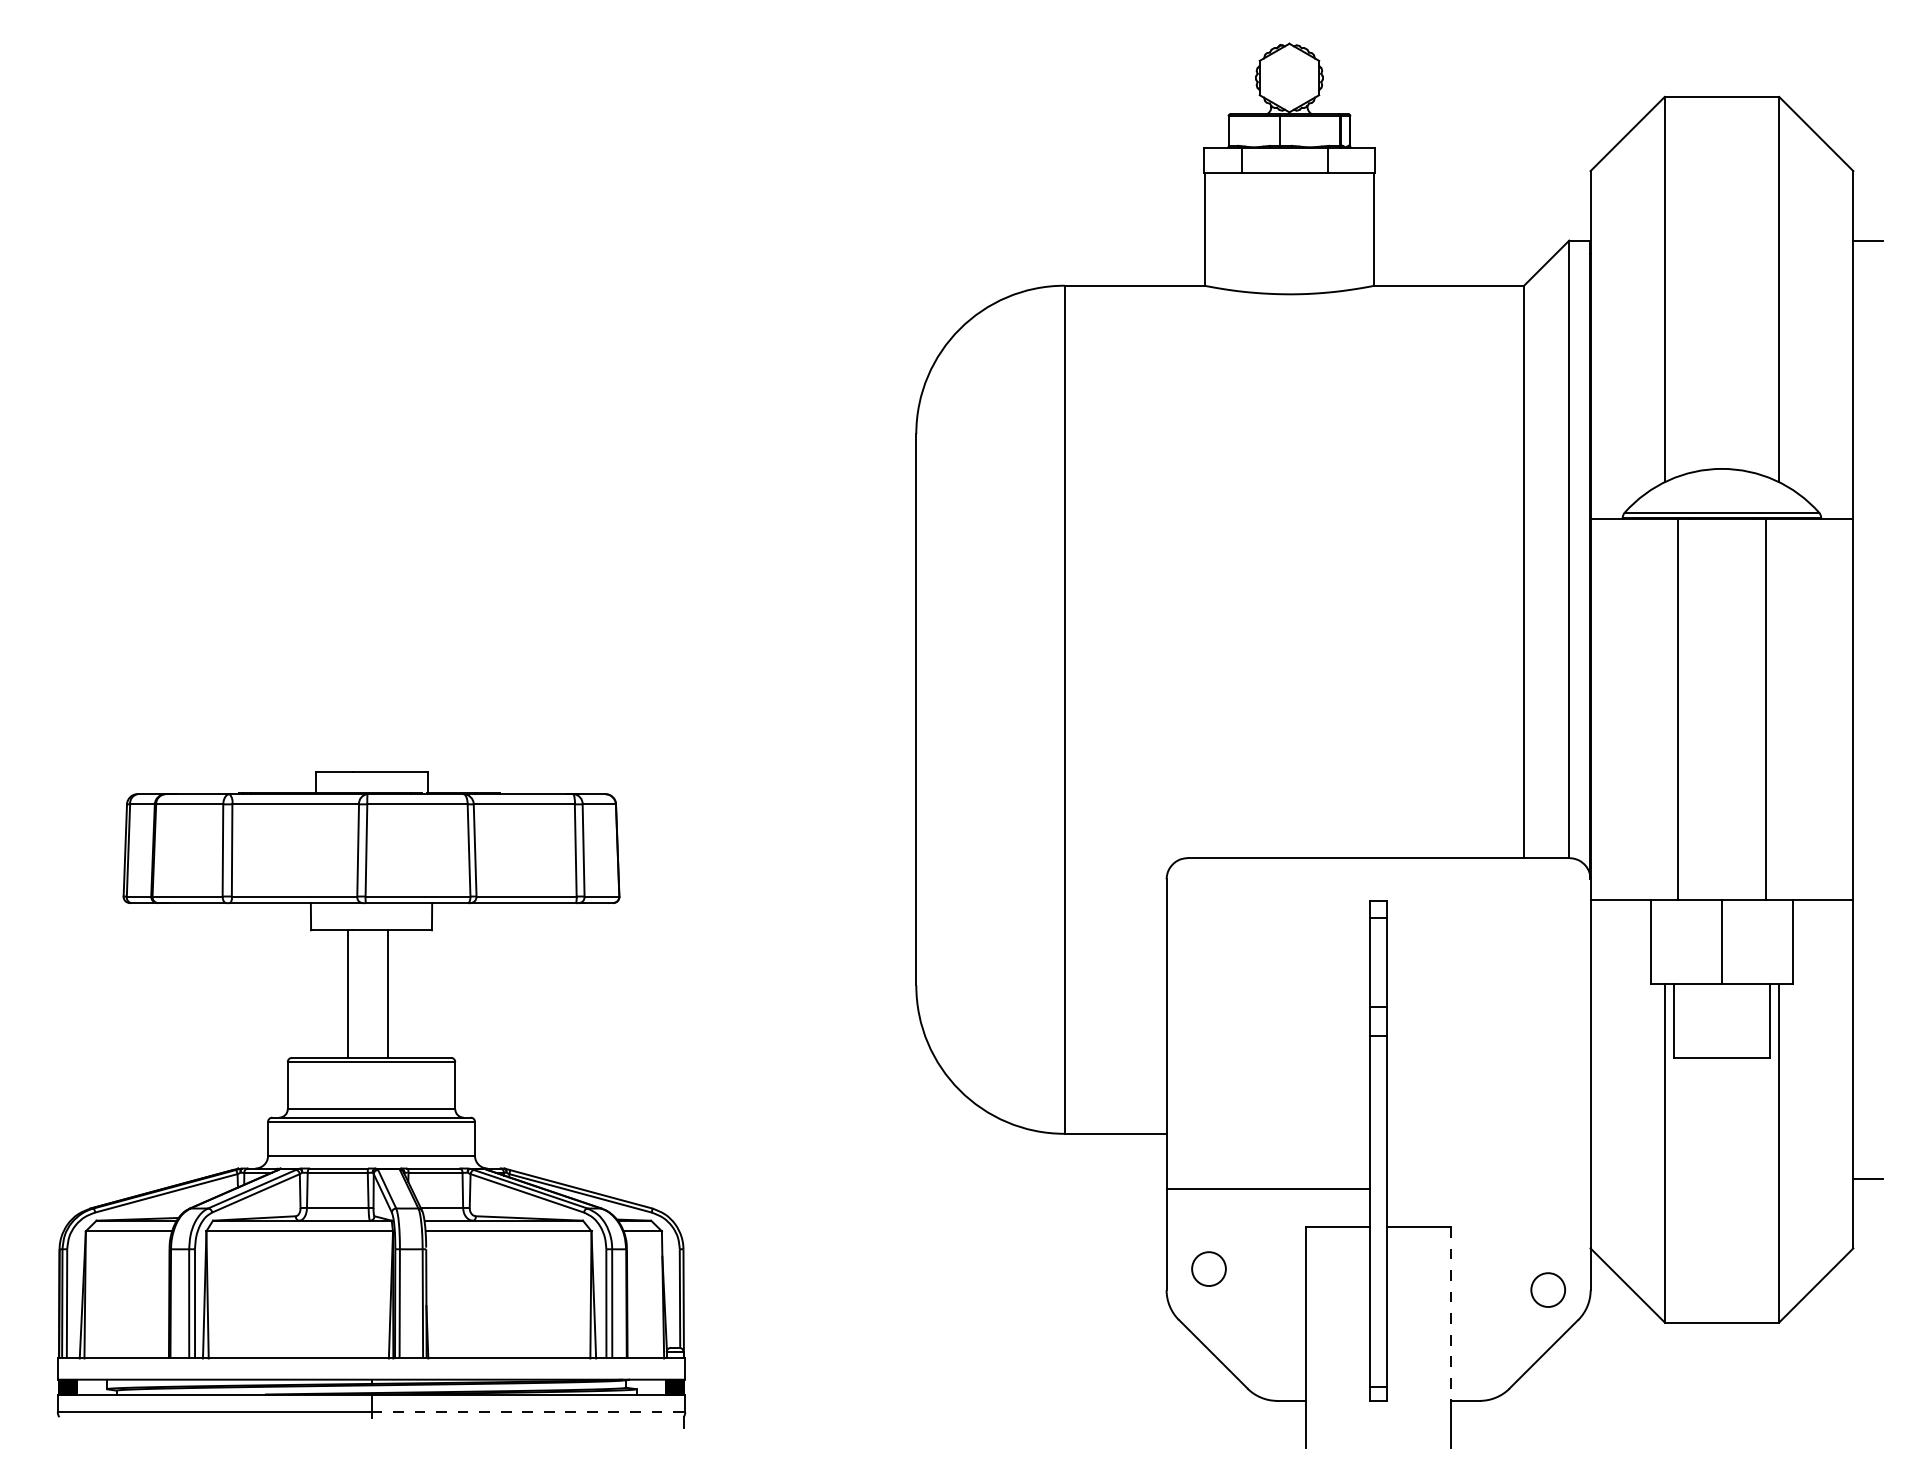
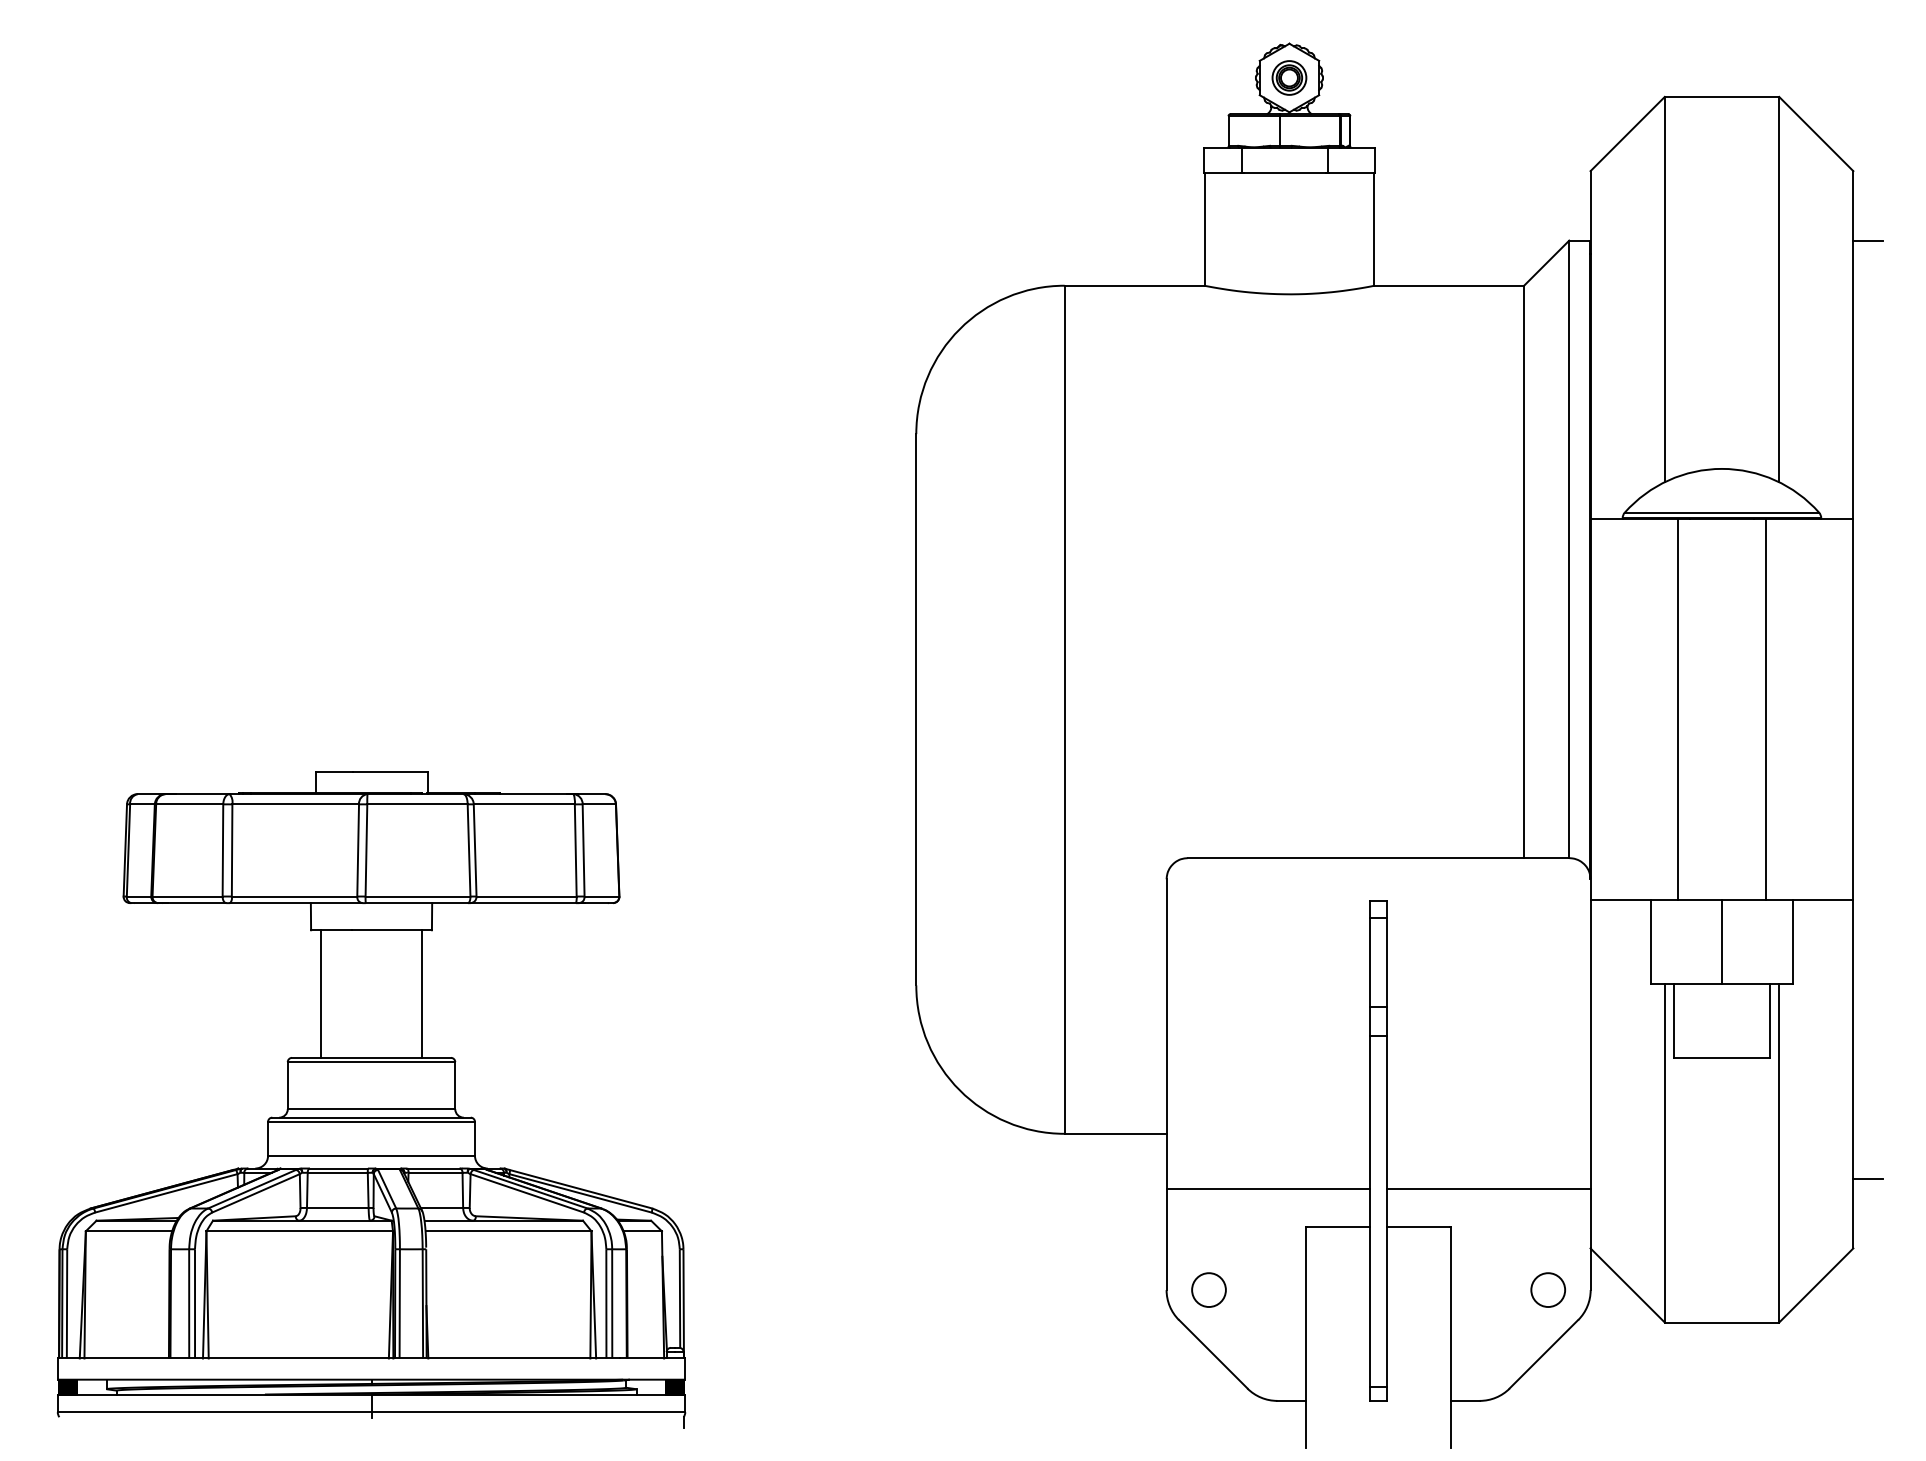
part: none -> present (1289, 77)
line position: (348, 993) -> (321, 993) (321, 993)
line position: (387, 993) -> (421, 993) (421, 993)
line: none -> present (1488, 1188)
circle position: (1208, 1268) -> (1208, 1289) (1208, 1289)
line: dashed -> solid (1450, 1314)
line: dashed -> solid (528, 1412)
